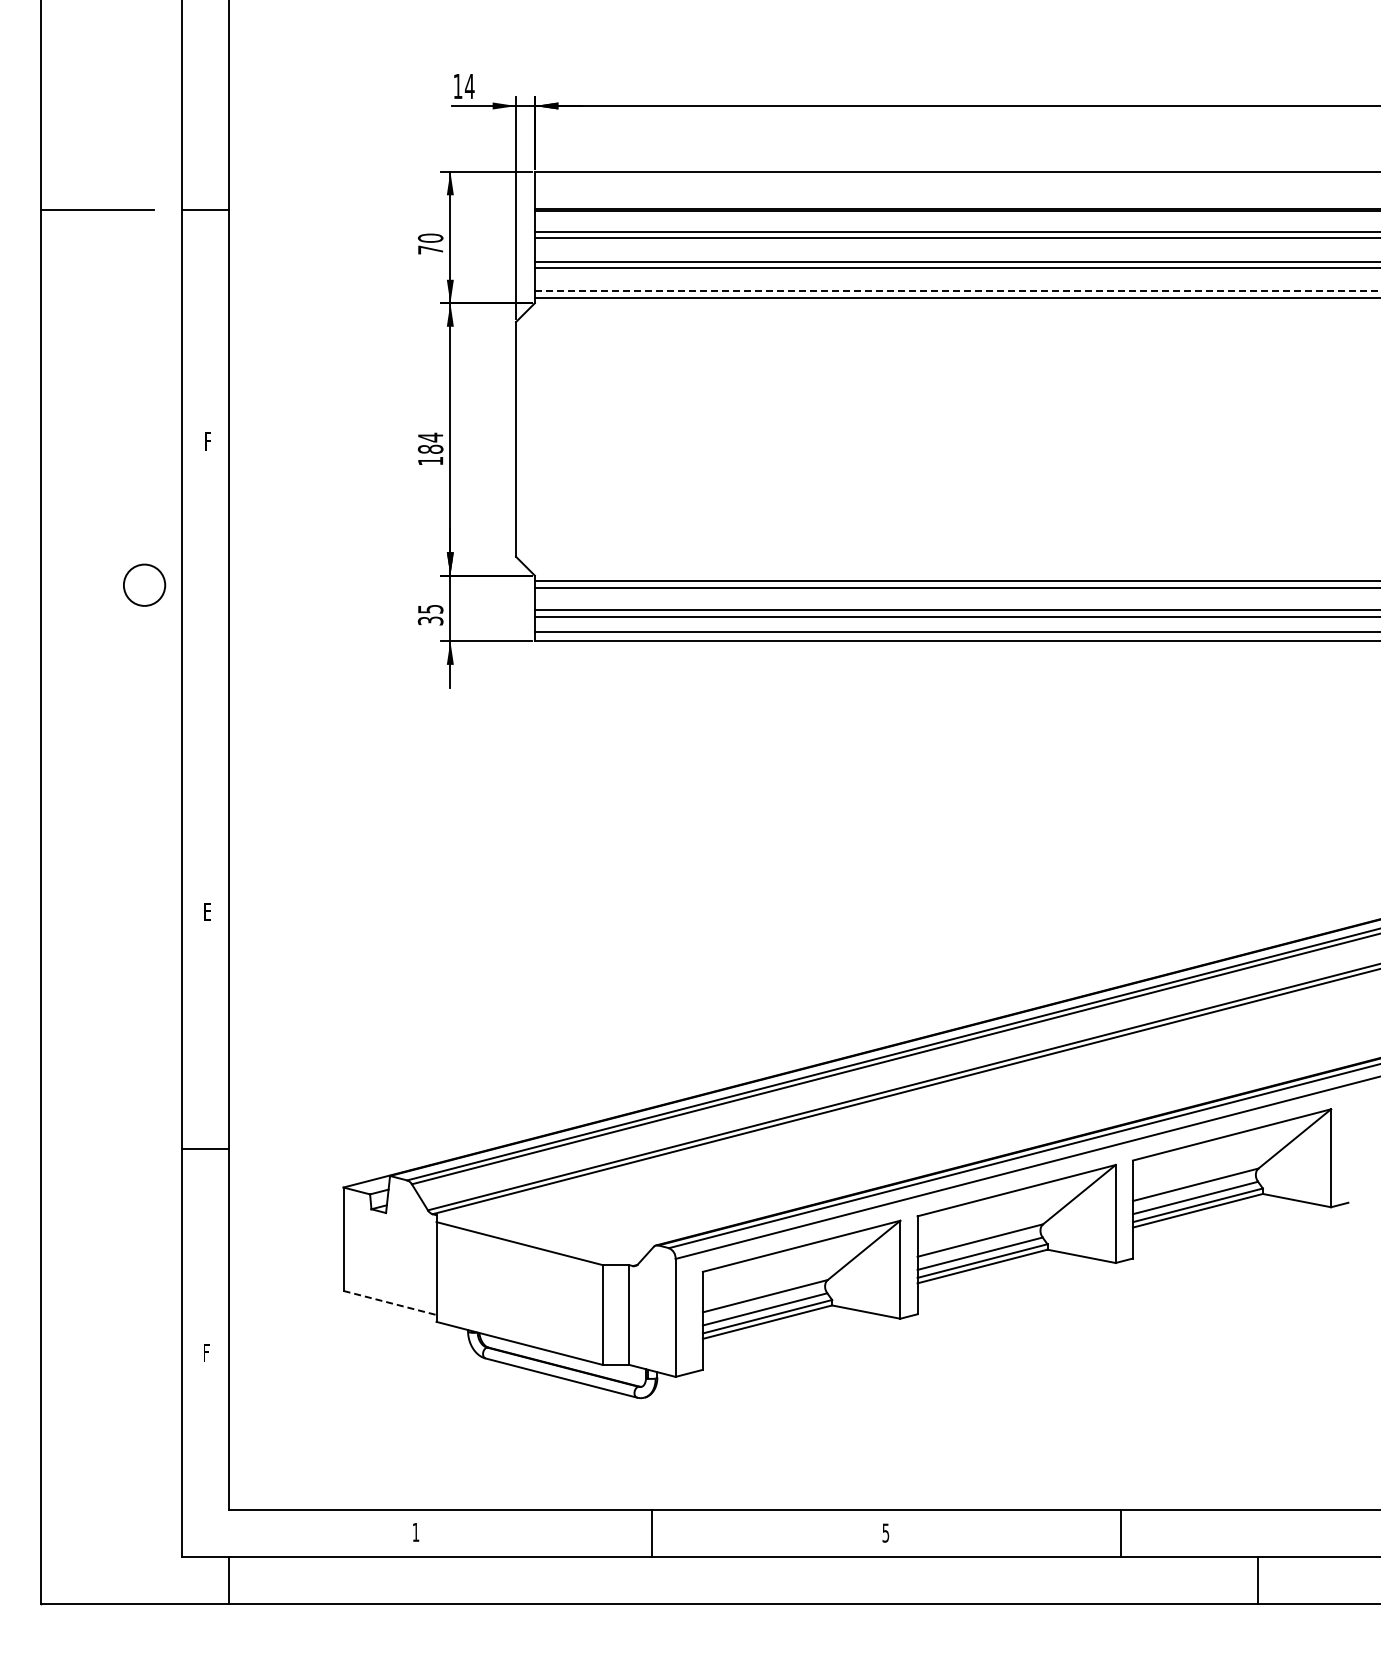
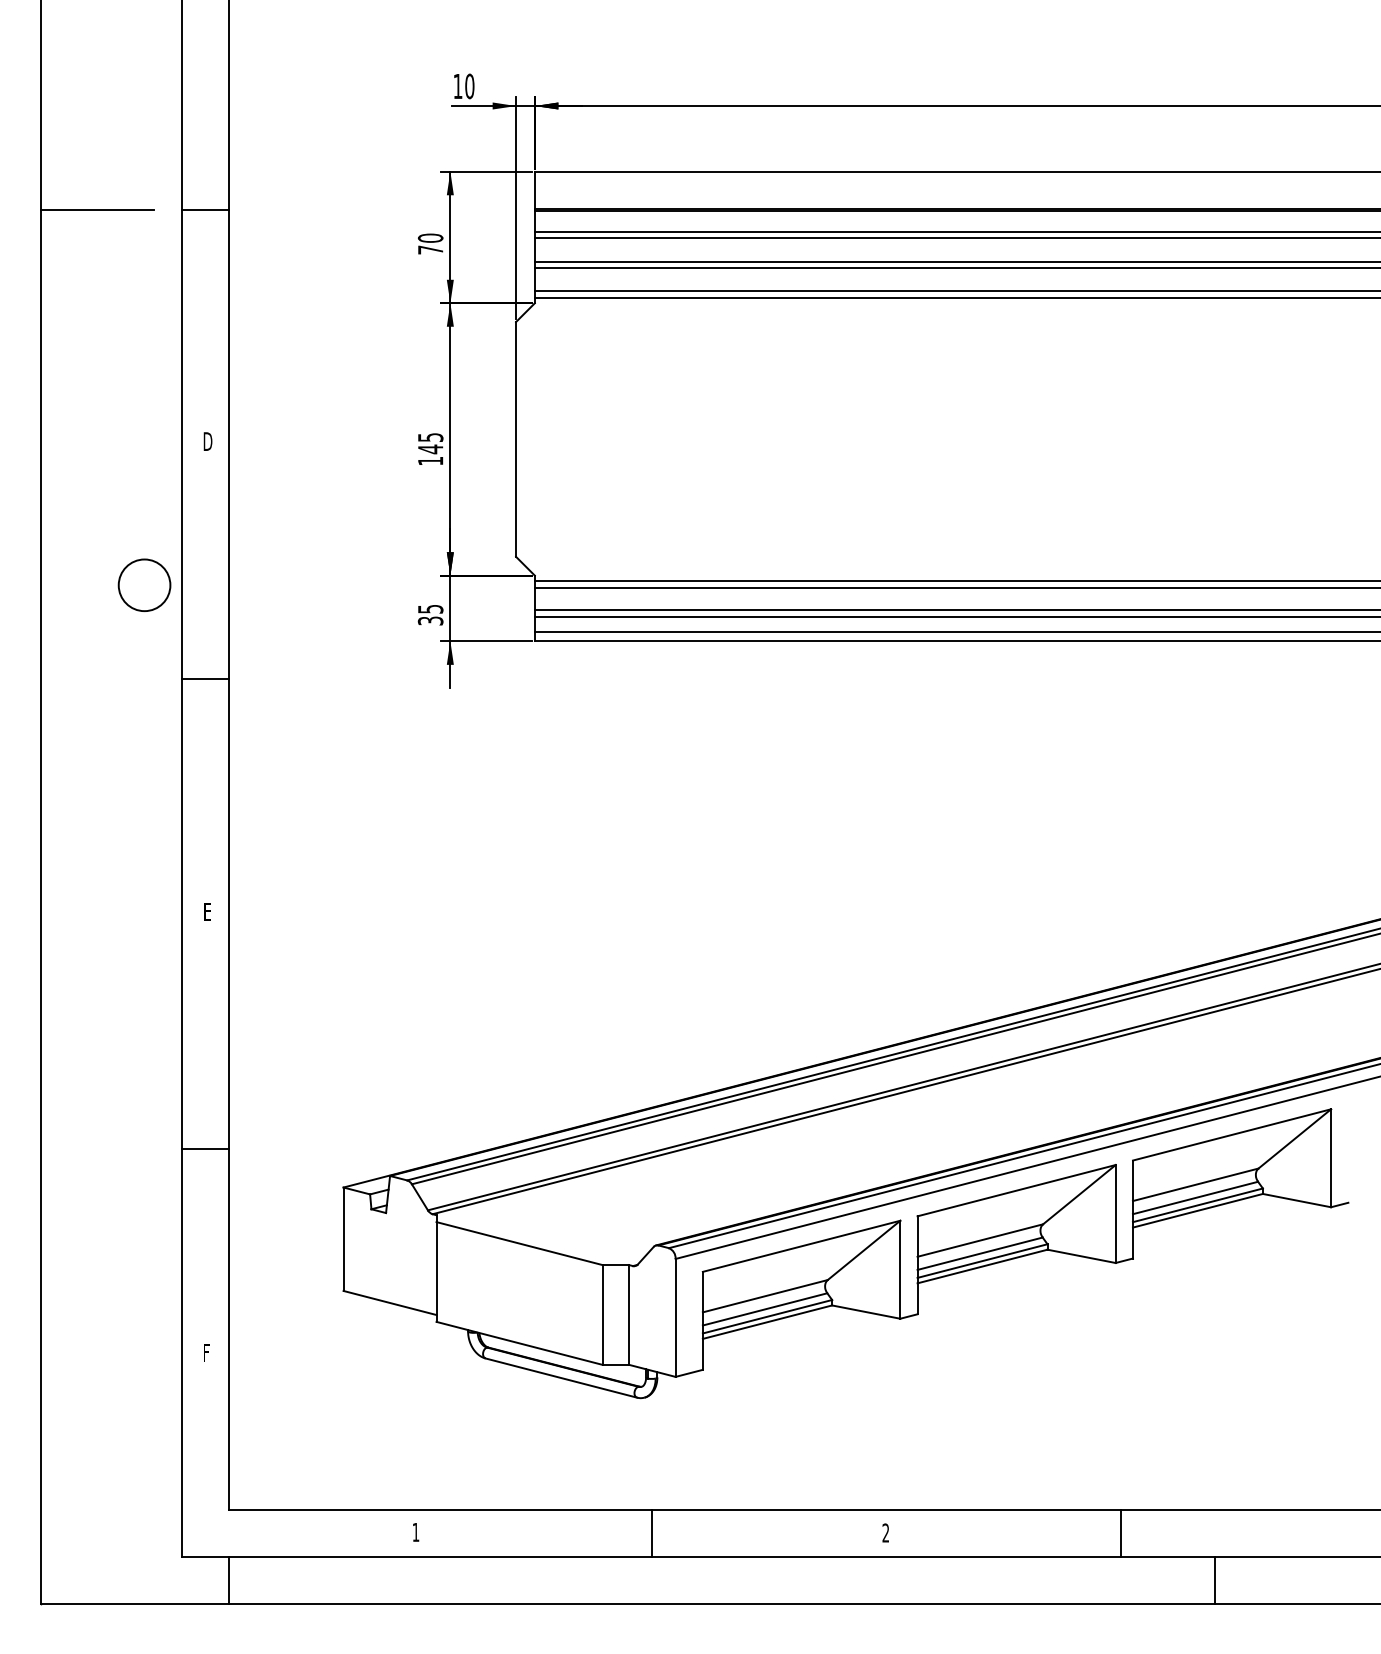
text: 14 -> 10 (469, 86)
line: dashed -> solid (957, 291)
text: F -> D (207, 441)
text: 184 -> 145 (430, 443)
circle size: 44x44 px -> 55x54 px (144, 584)
line: none -> present (205, 679)
line: dashed -> solid (390, 1303)
text: 5 -> 2 (885, 1532)
line position: (1258, 1580) -> (1215, 1580) (1215, 1580)
